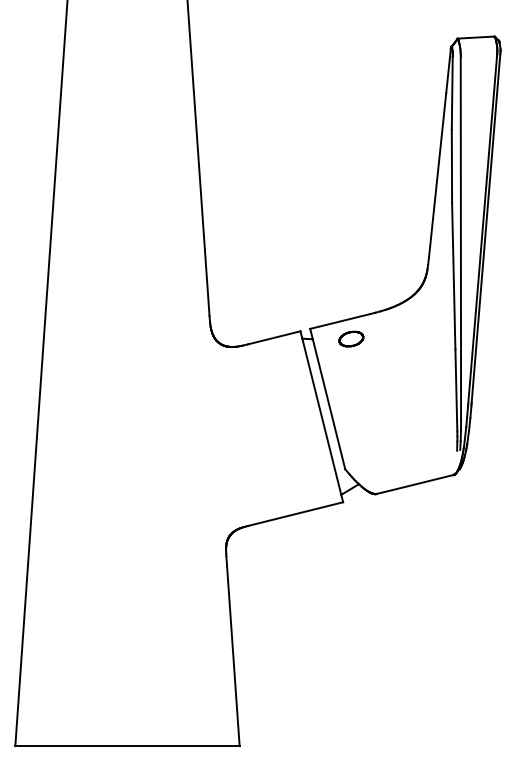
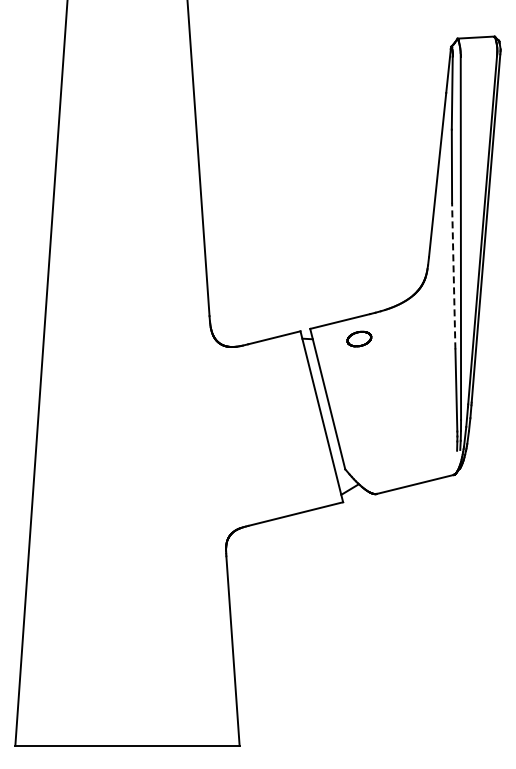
line: solid -> dashed (453, 275)
part position: (351, 338) -> (359, 338) (359, 338)
